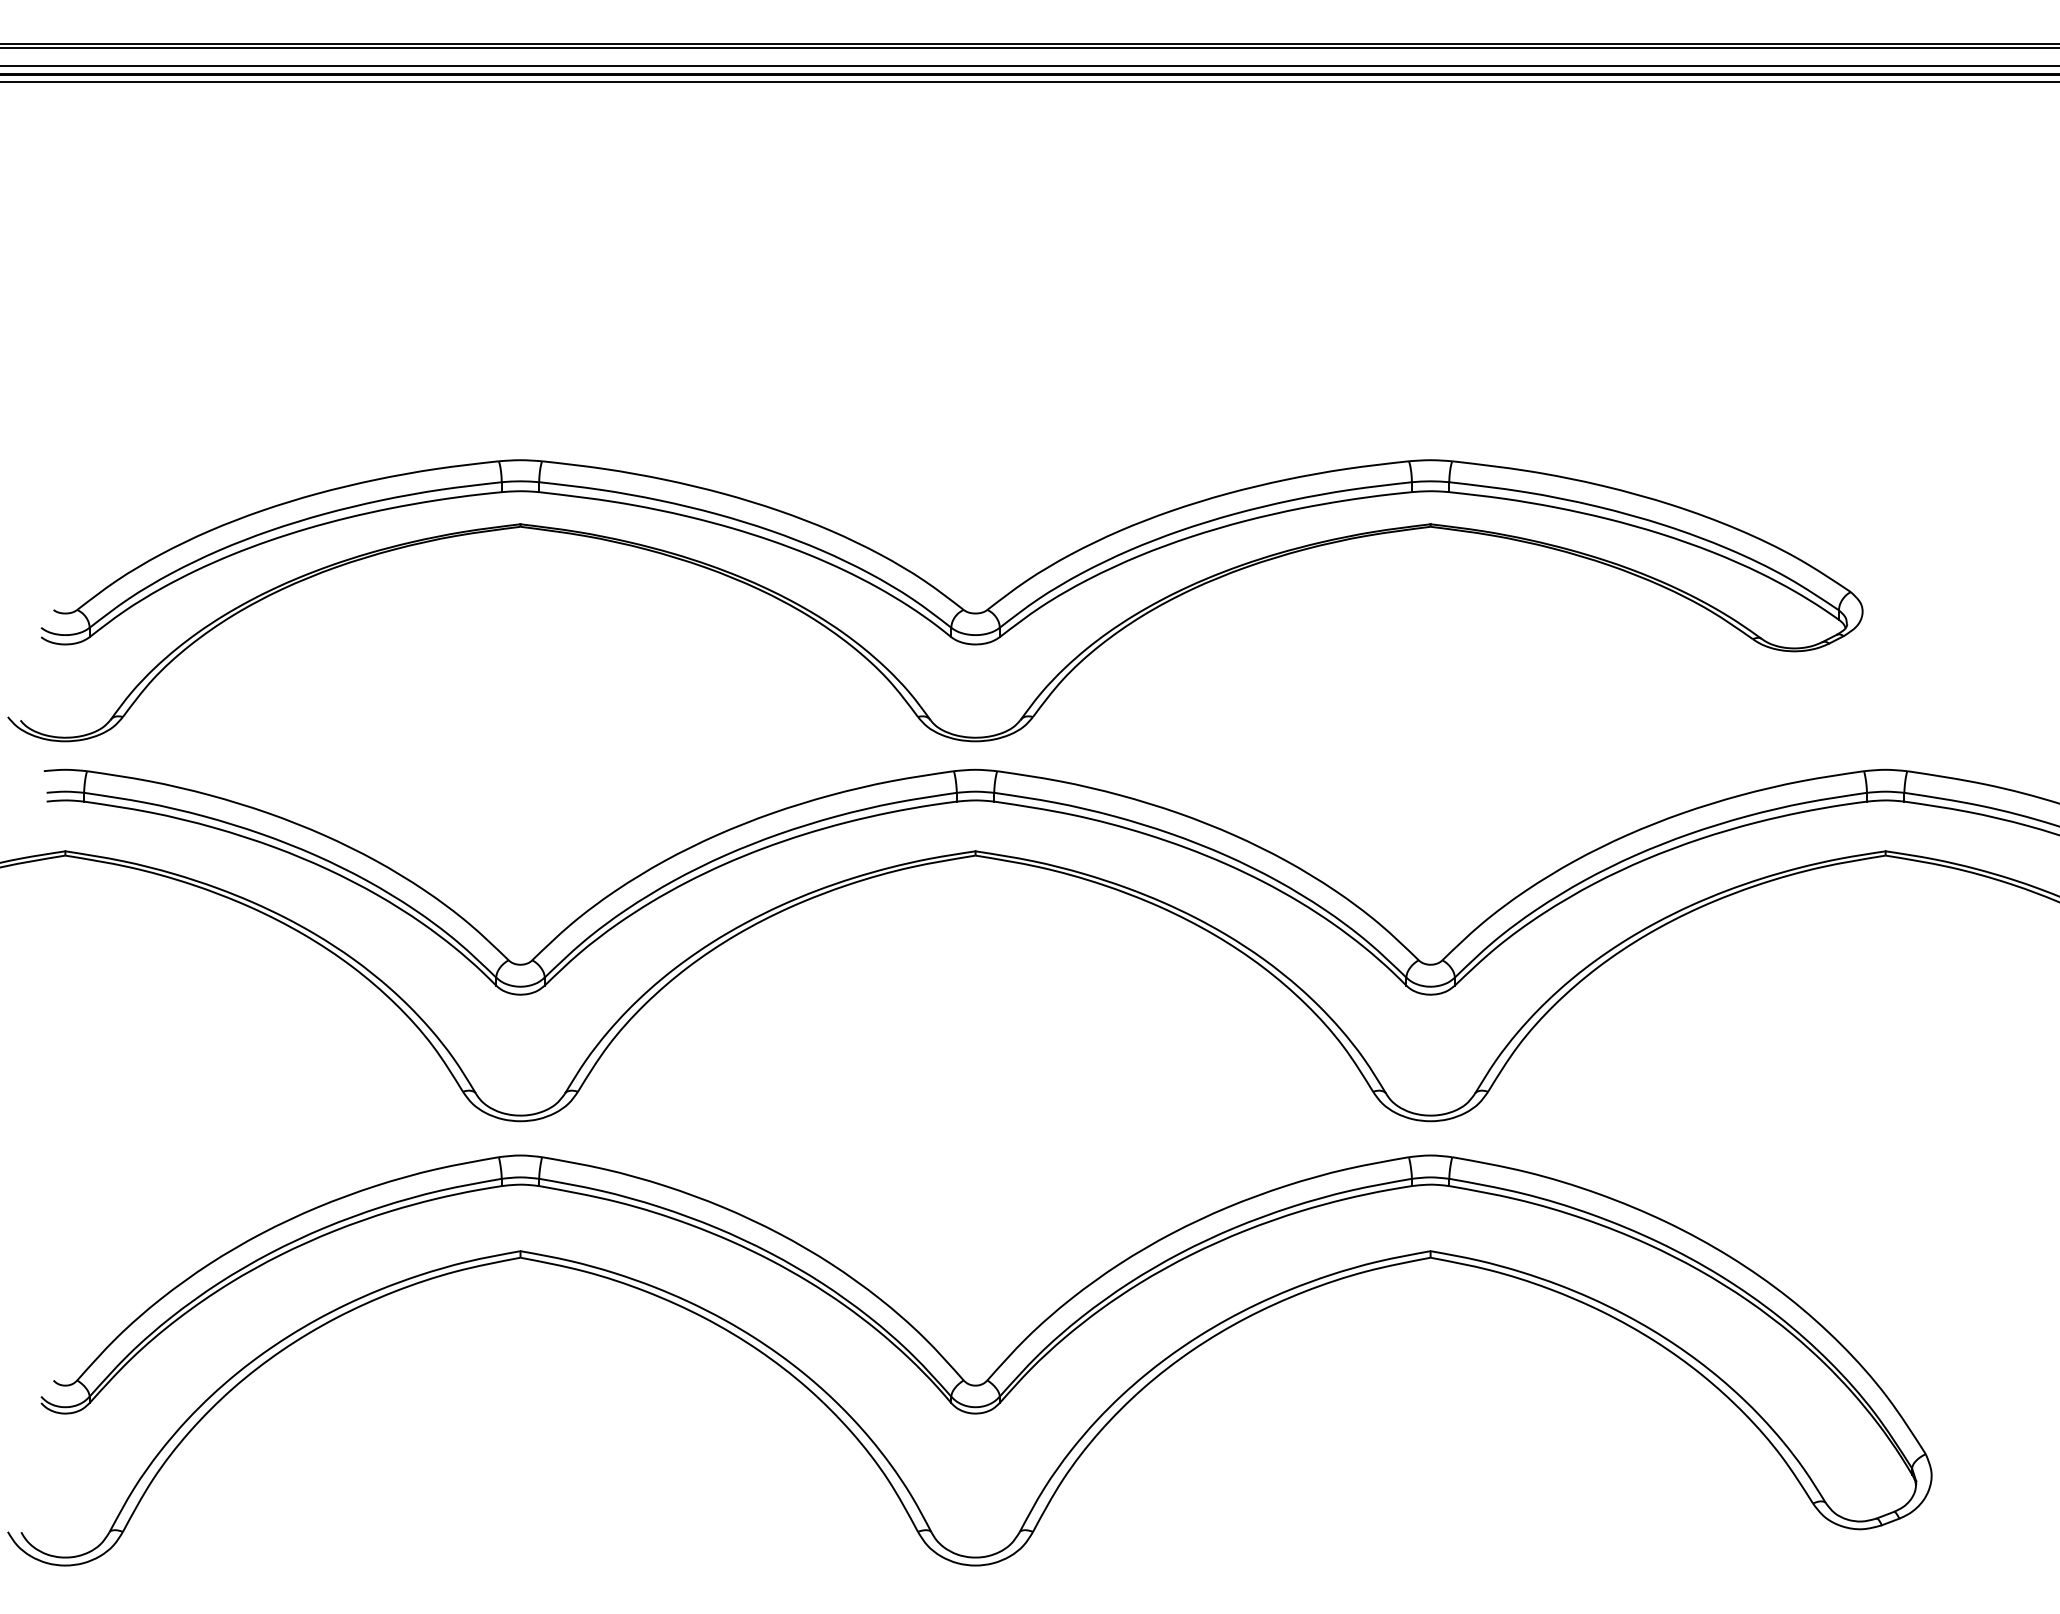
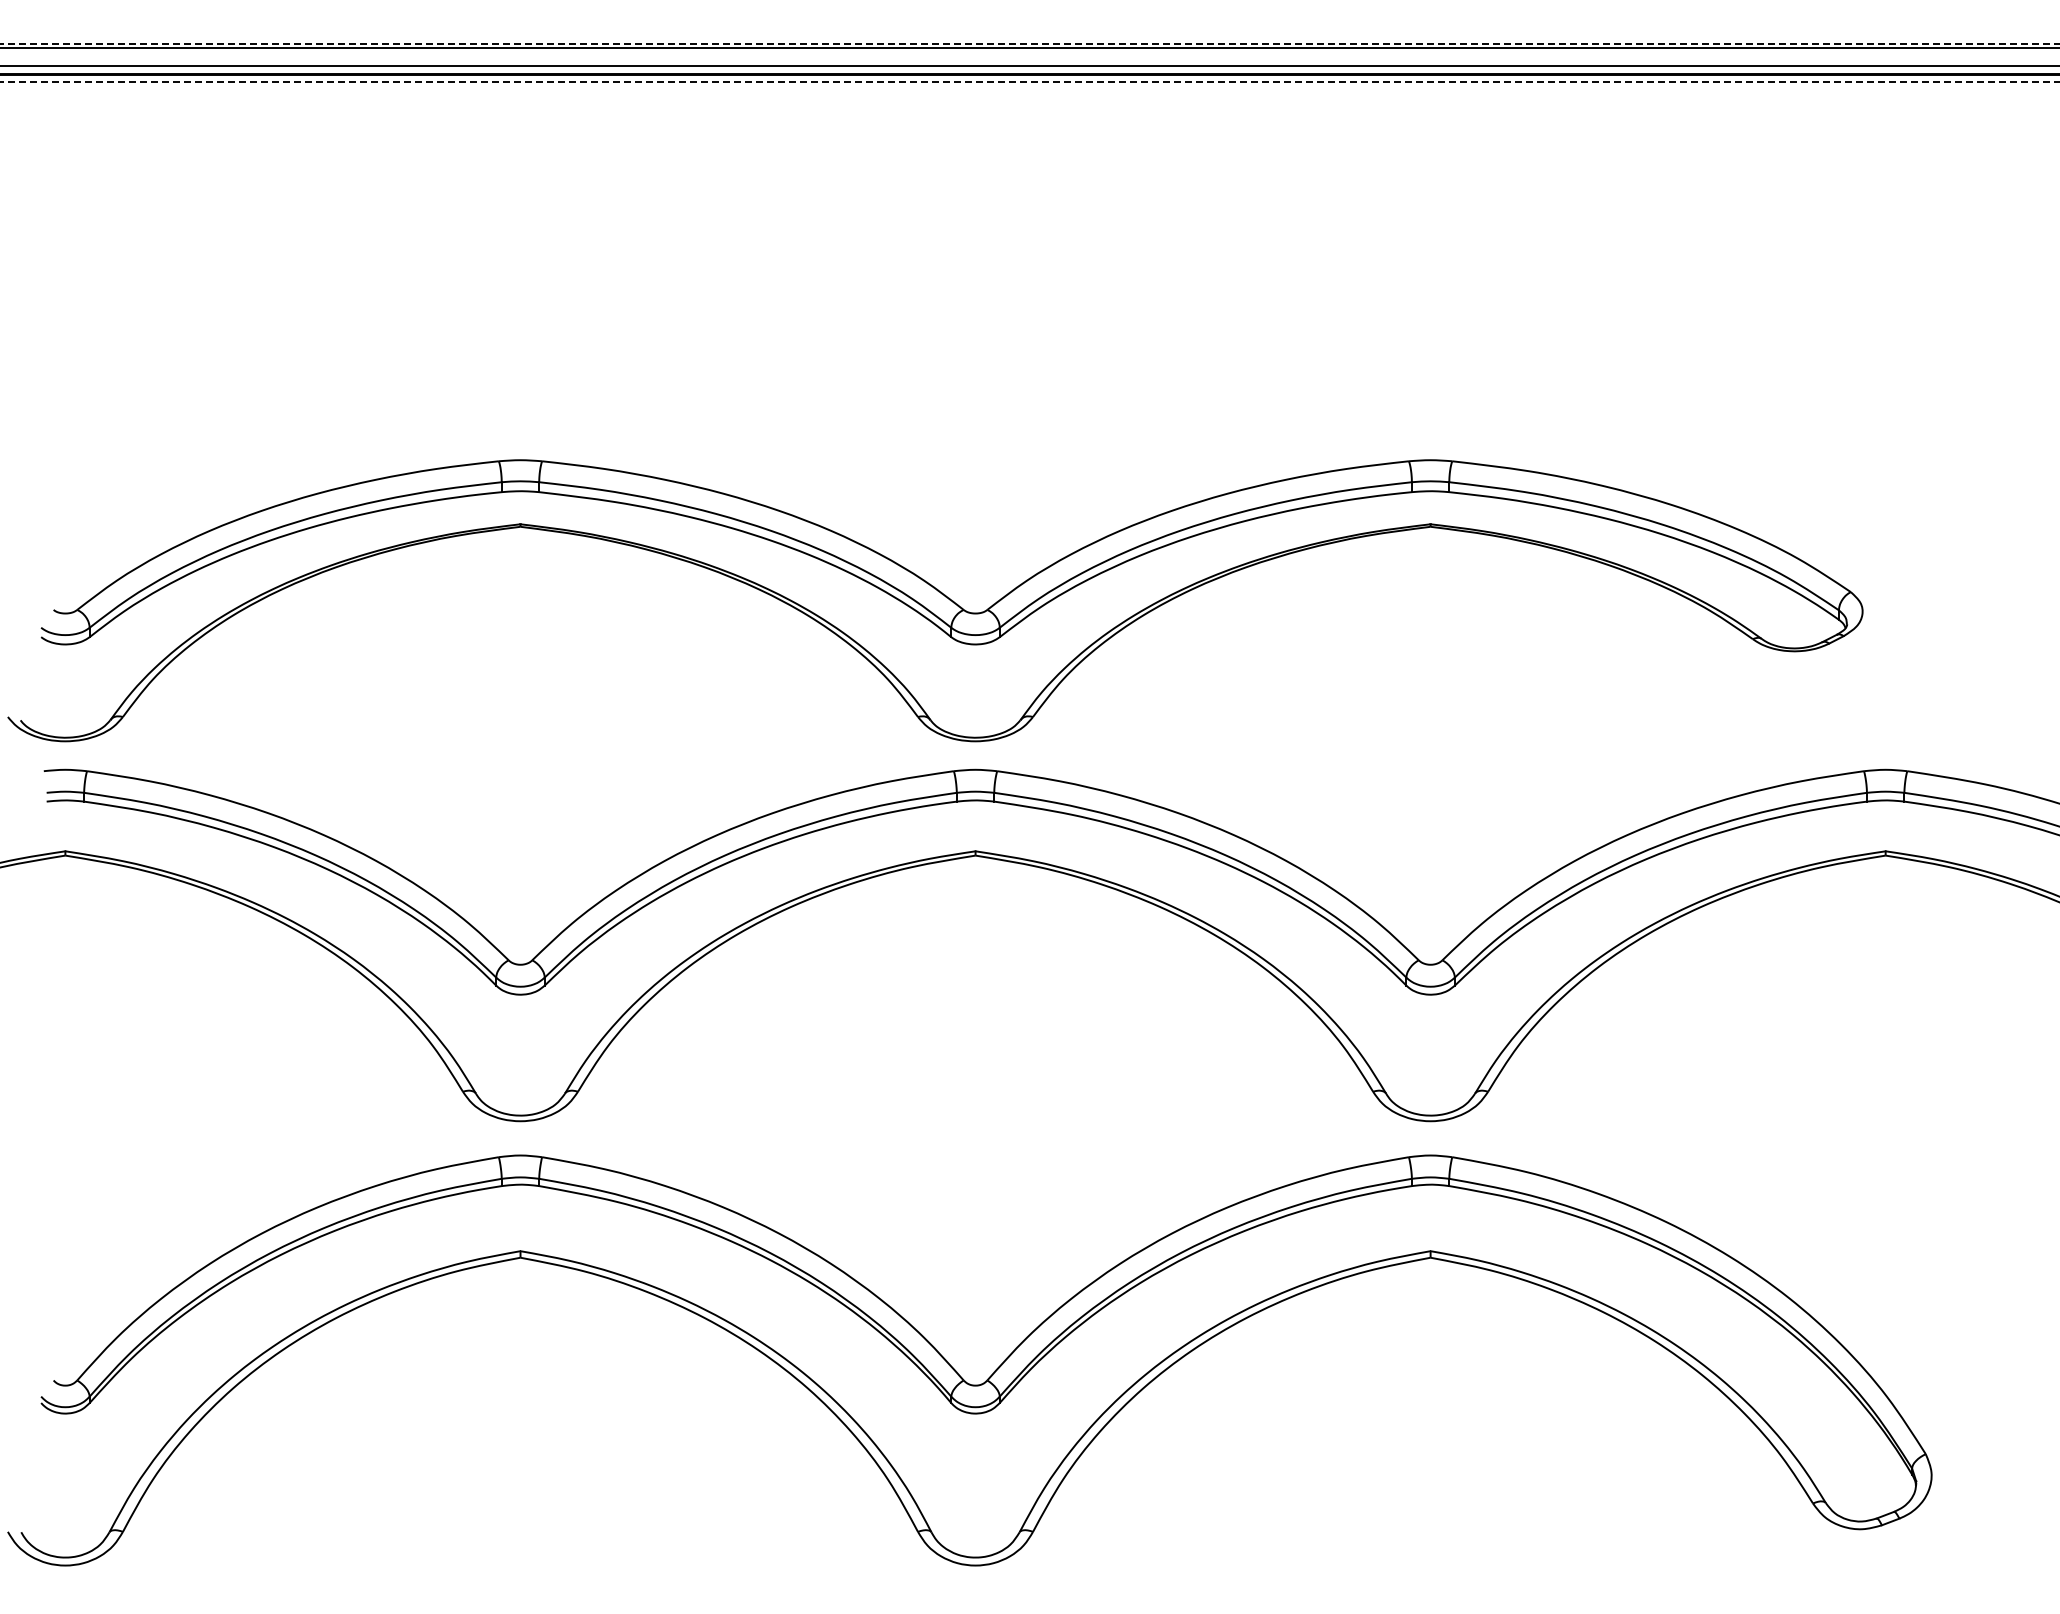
line: solid -> dashed (1030, 43)
line: solid -> dashed (1030, 81)
